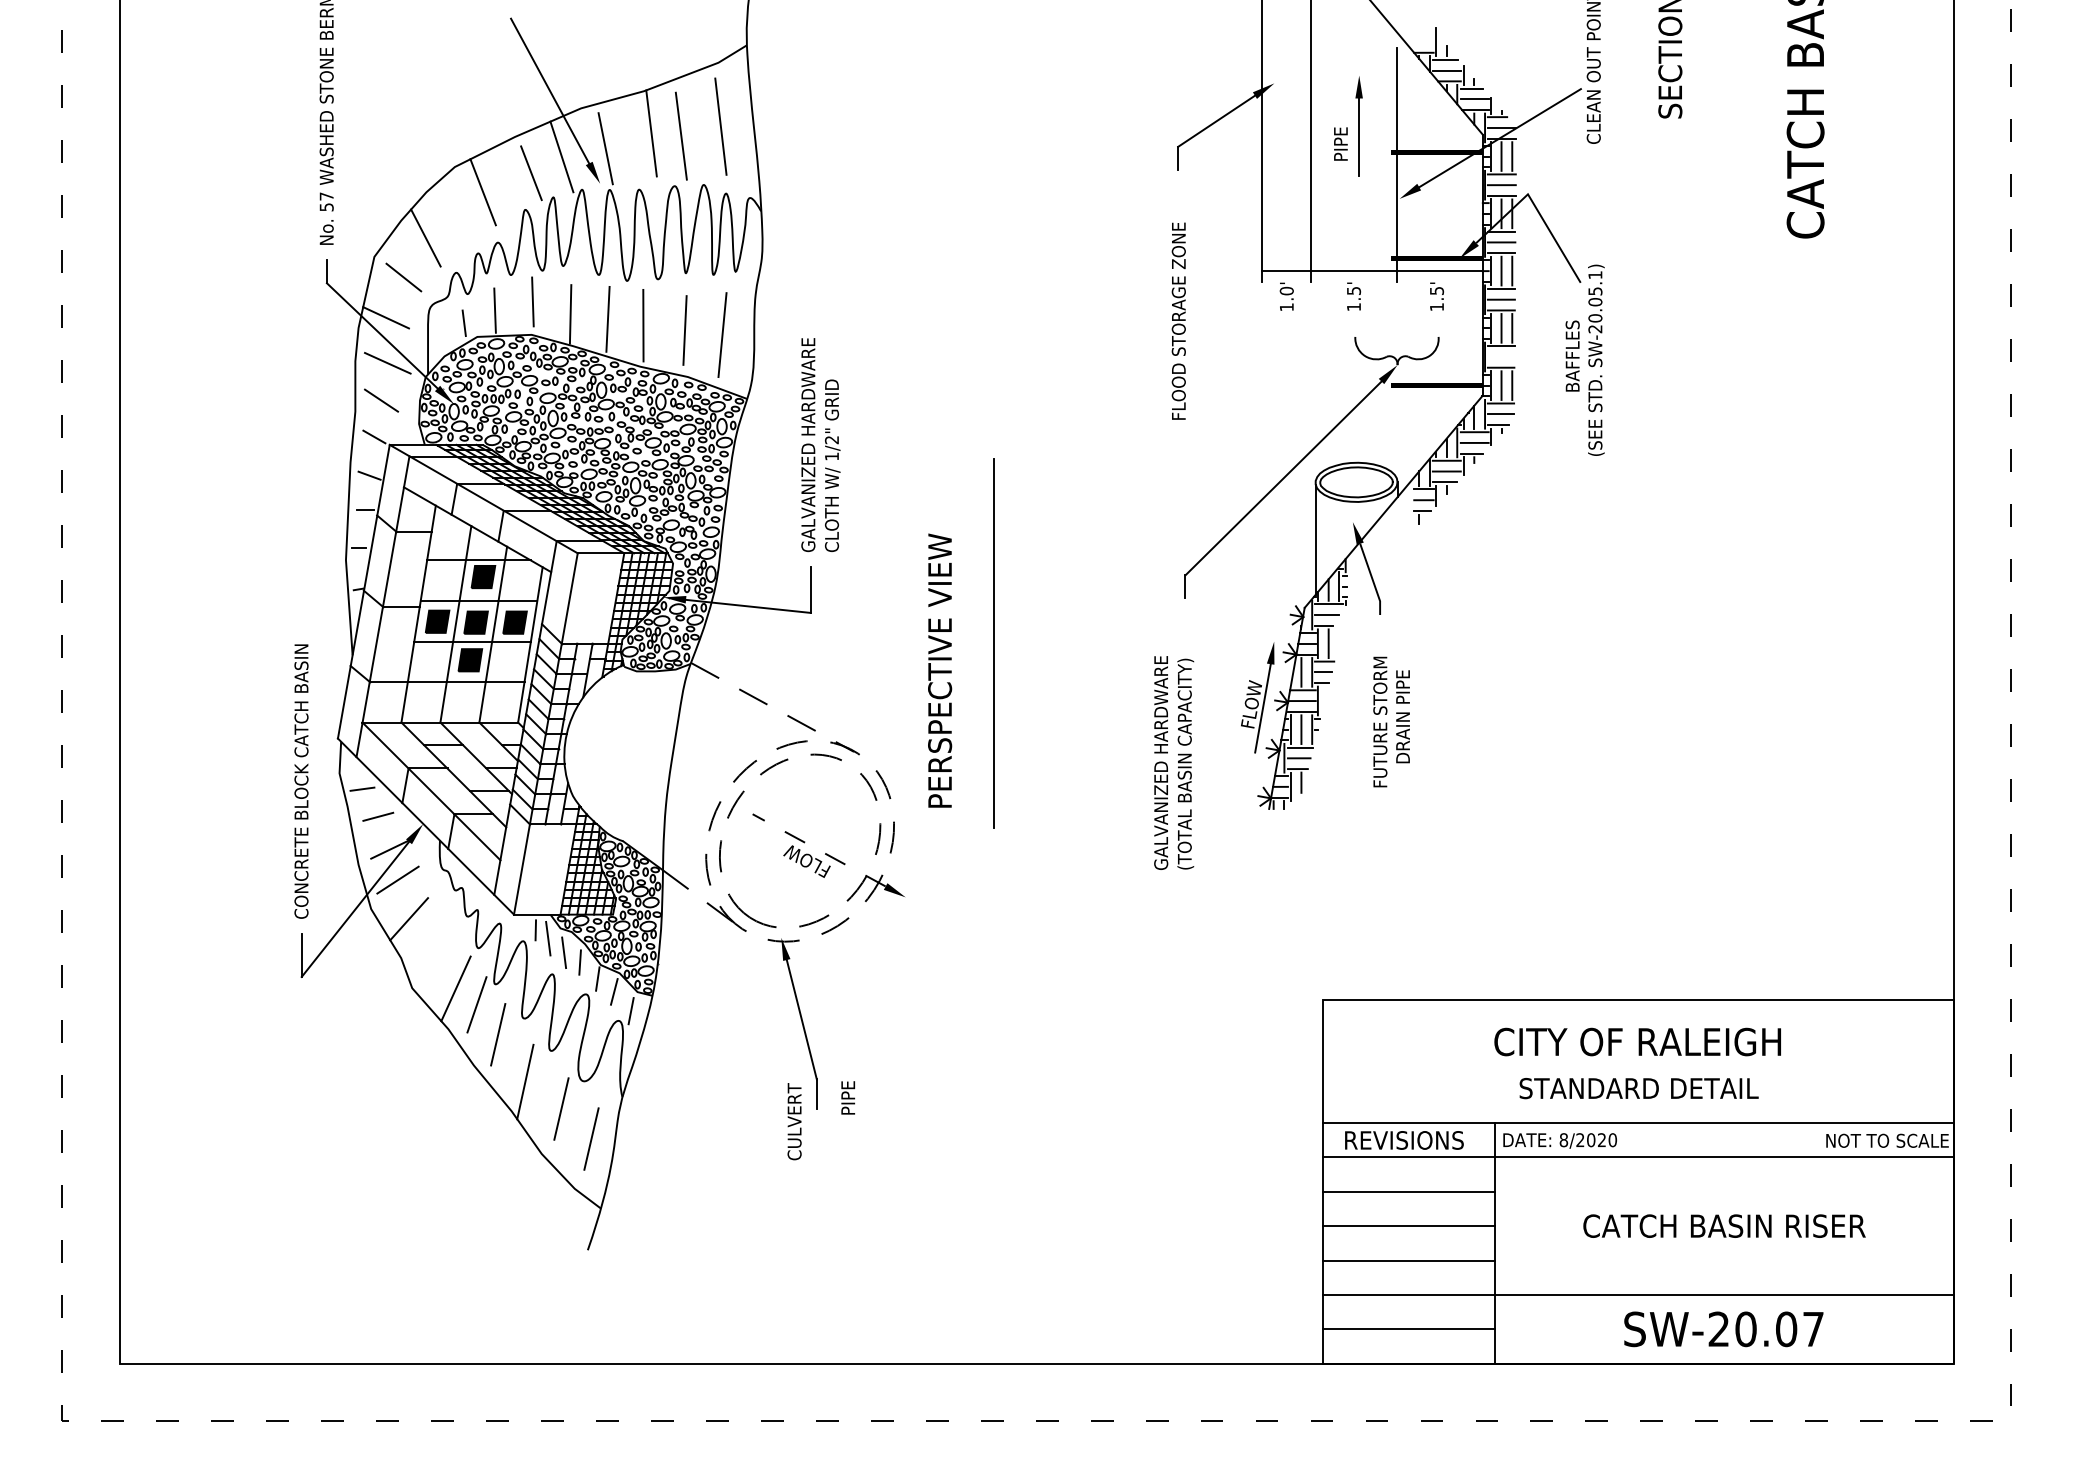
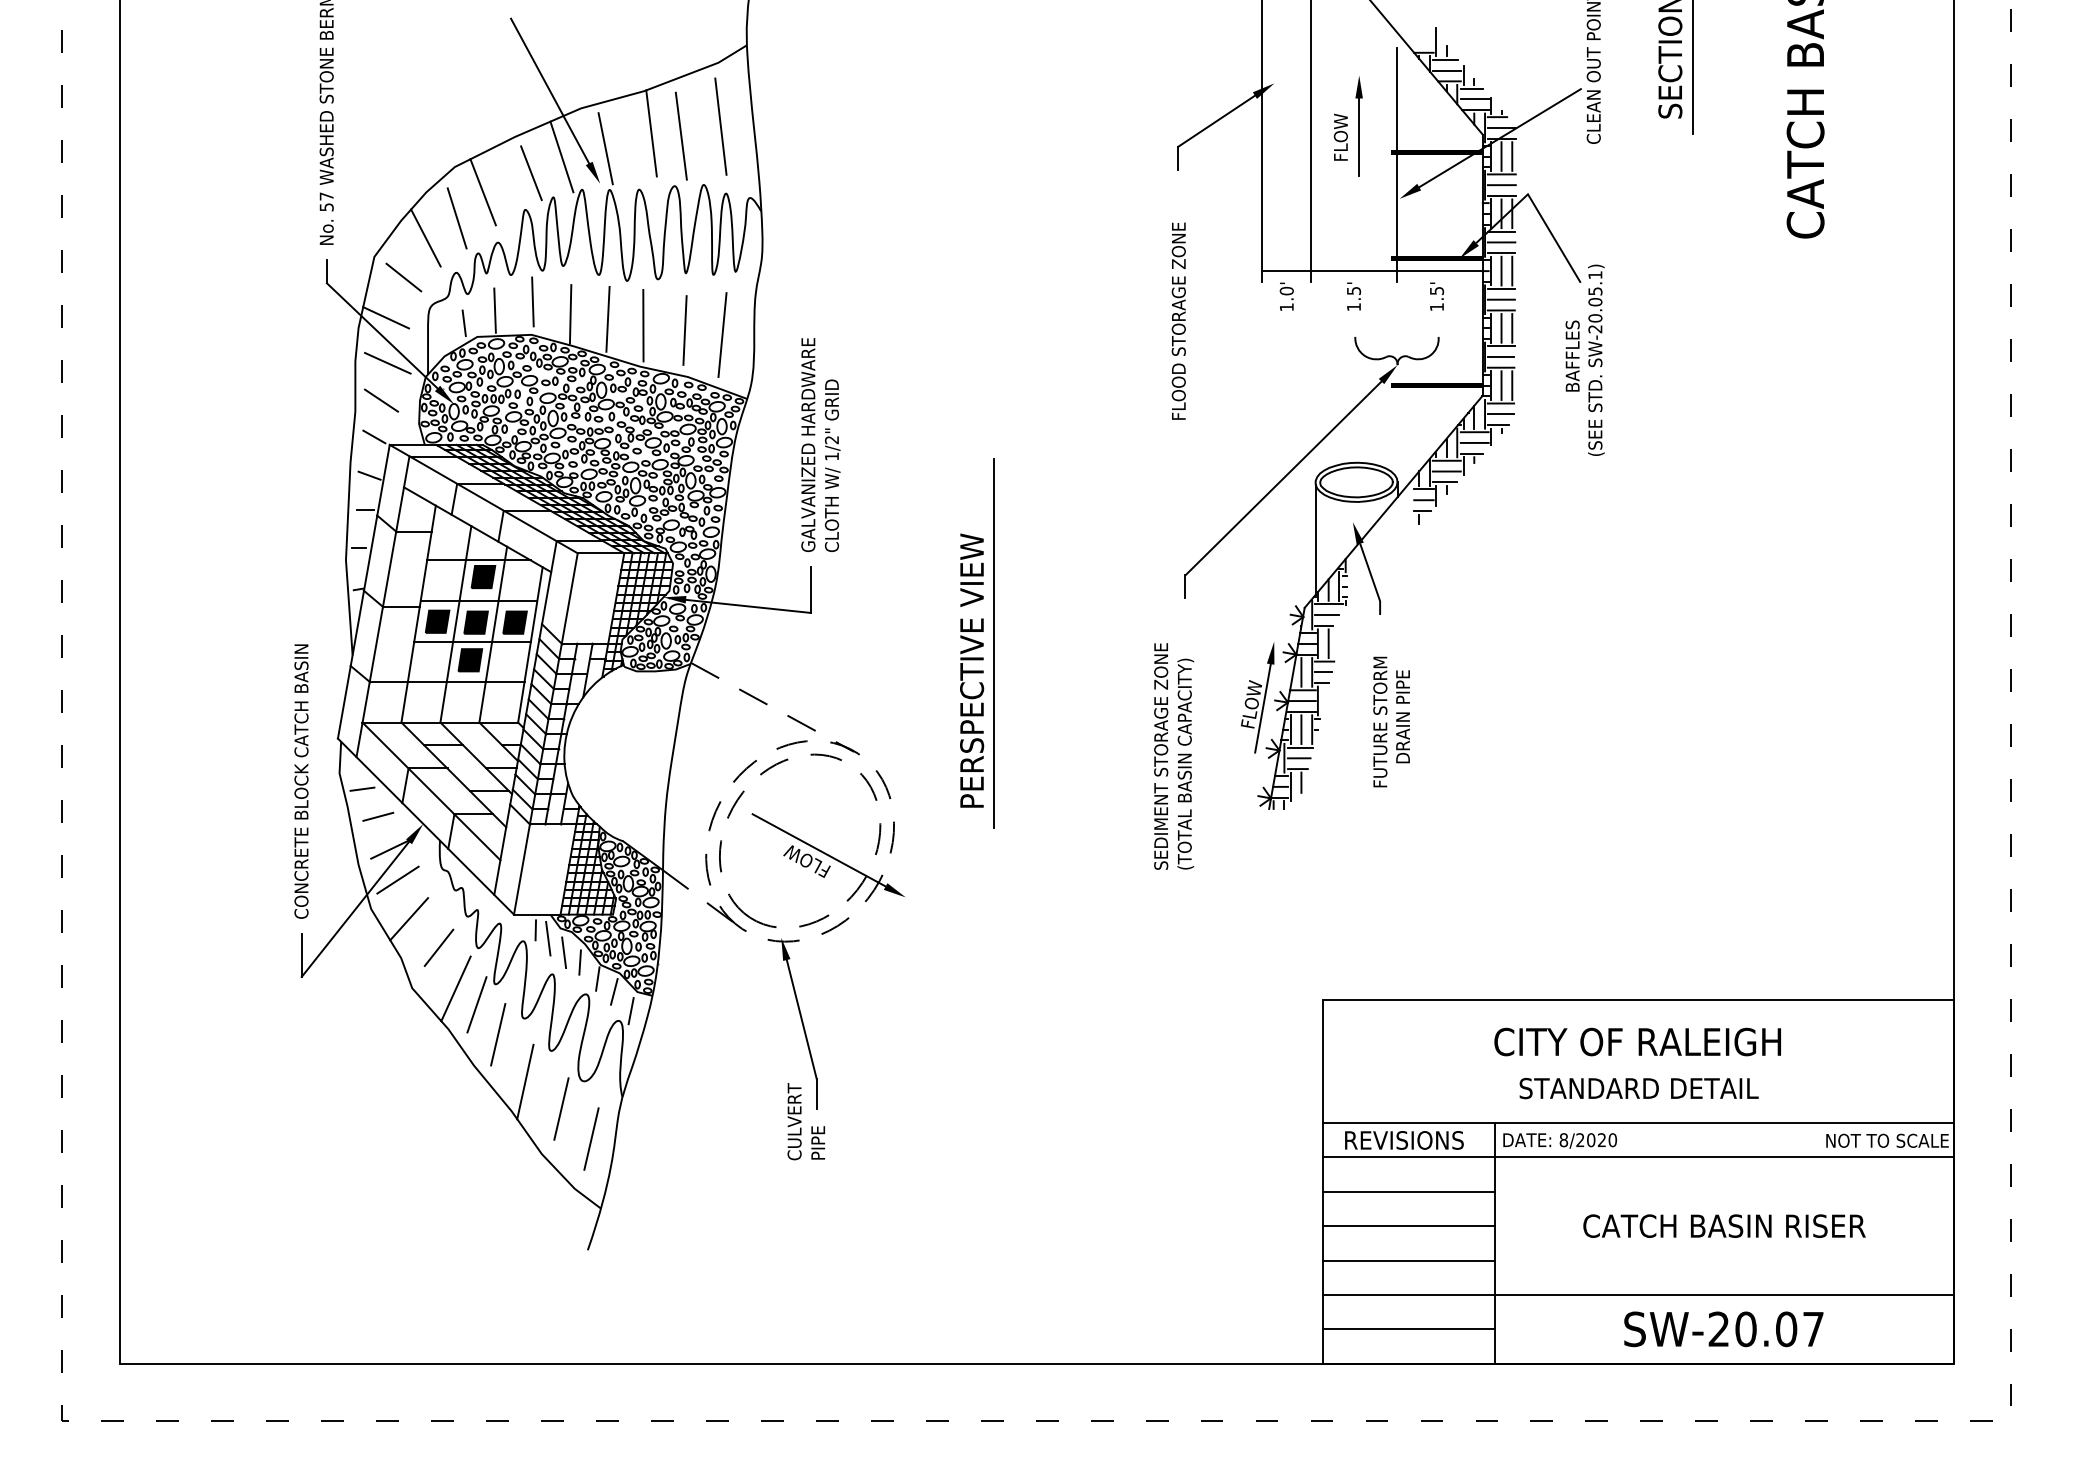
line: none -> present (1692, 68)
text: PIPE -> FLOW (1340, 135)
line: none -> present (456, 218)
line: none -> present (1500, 356)
text position: (940, 670) -> (972, 670) (972, 670)
text: GALVANIZED HARDWARE -> SEDIMENT STORAGE ZONE (1161, 756)
line: dashed -> solid (819, 850)
line: none -> present (438, 947)
text position: (847, 1097) -> (817, 1142) (817, 1142)
